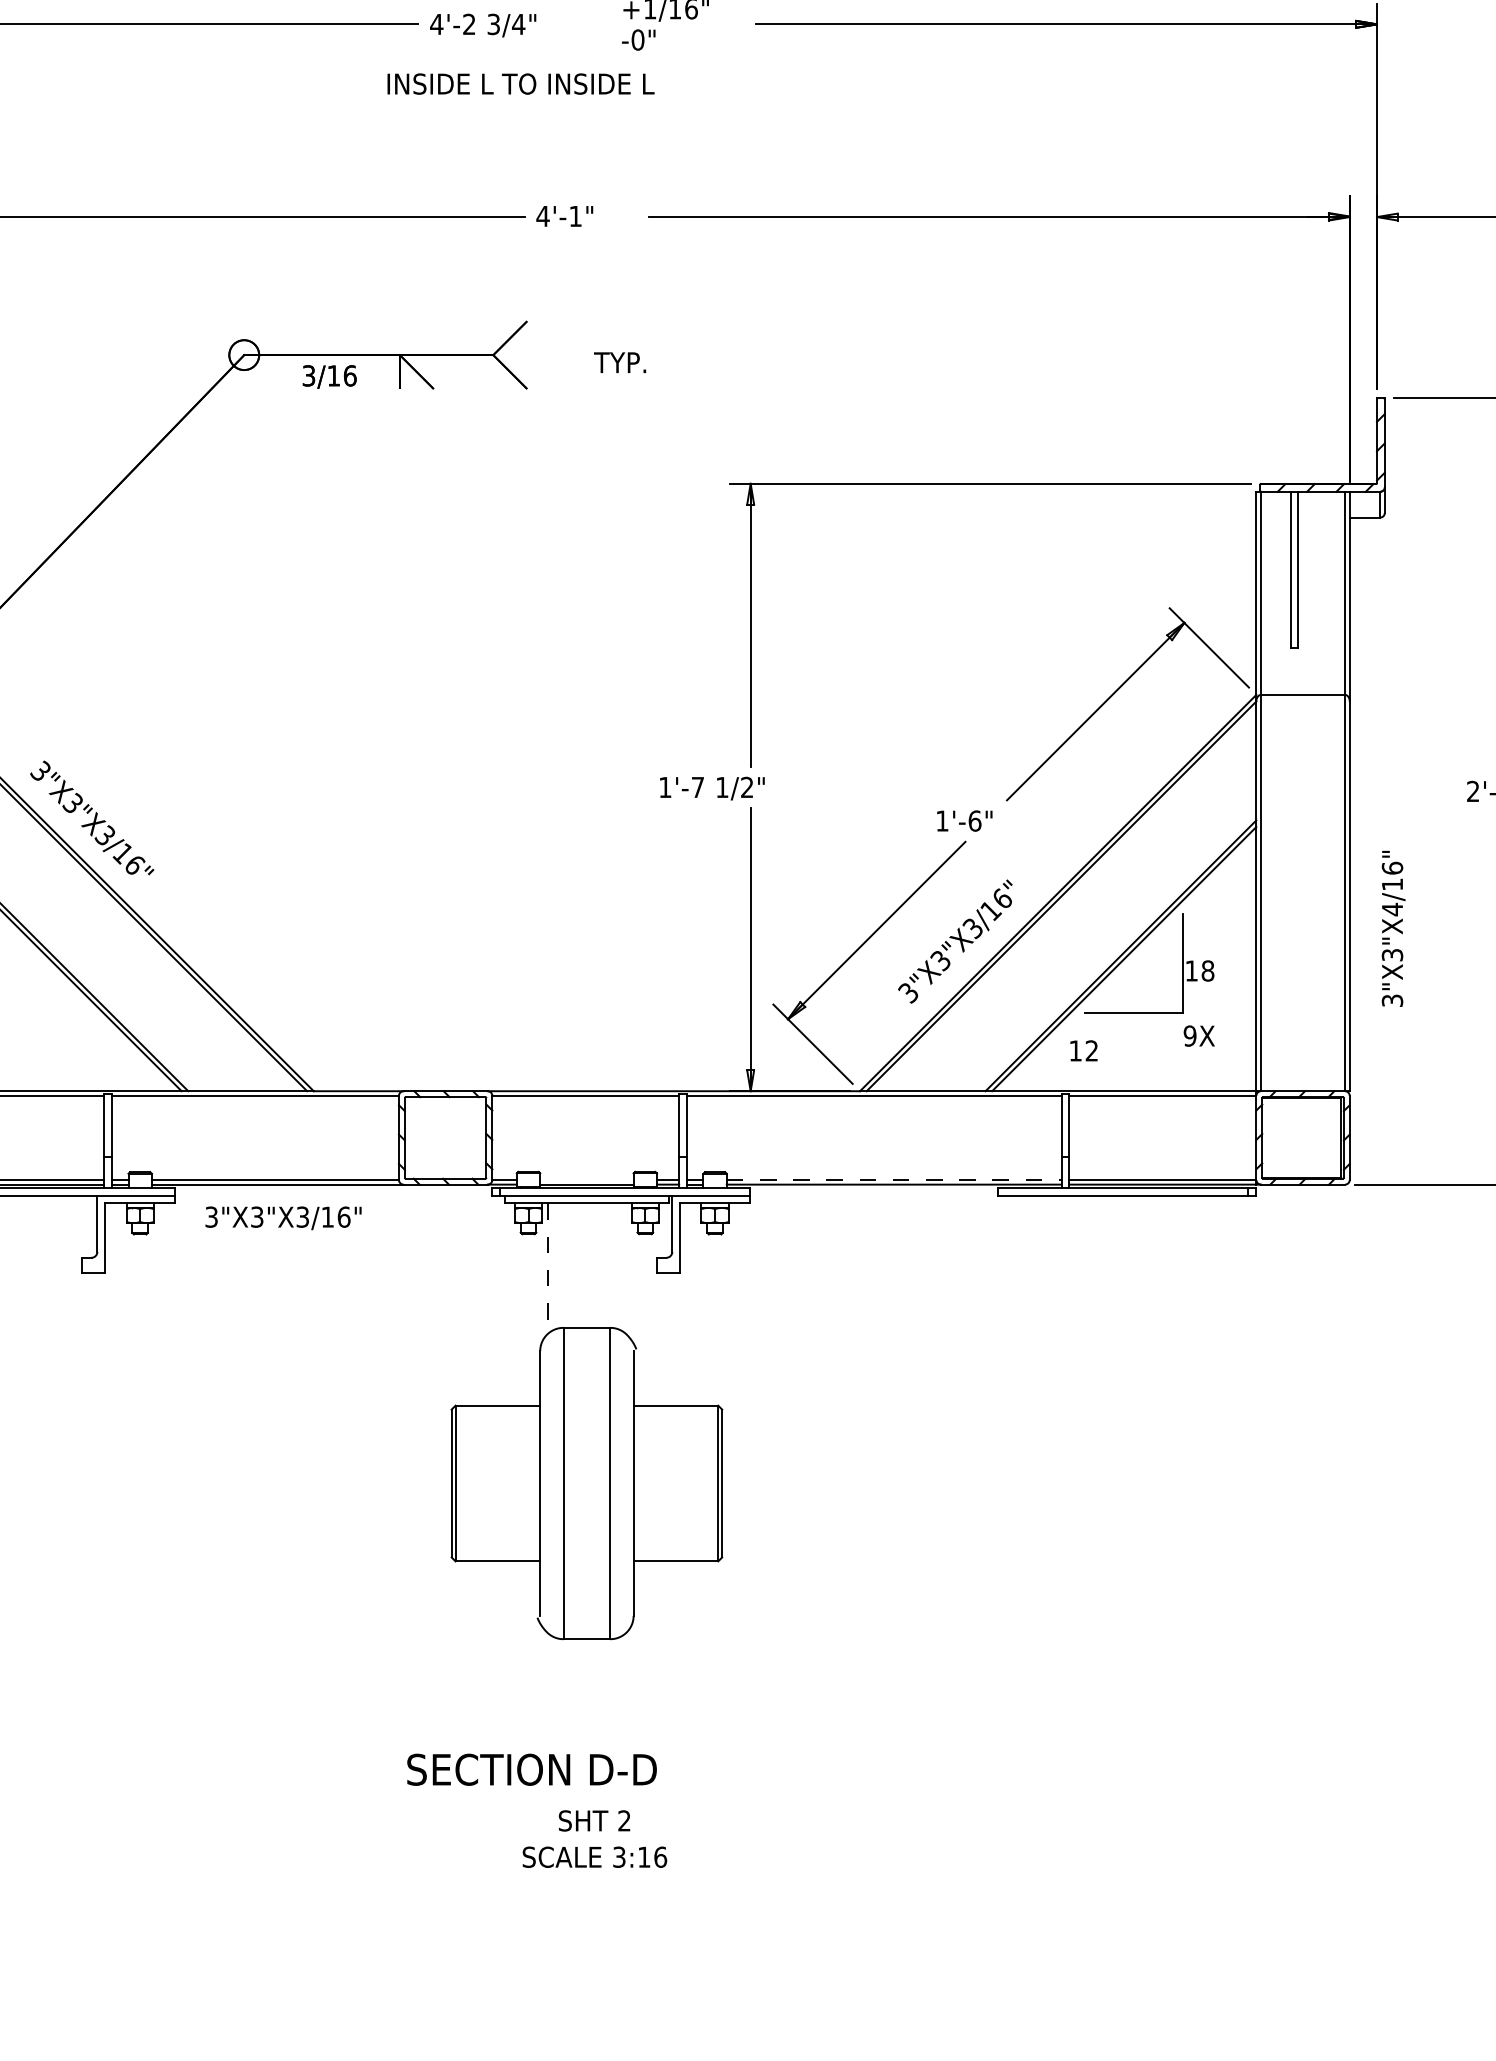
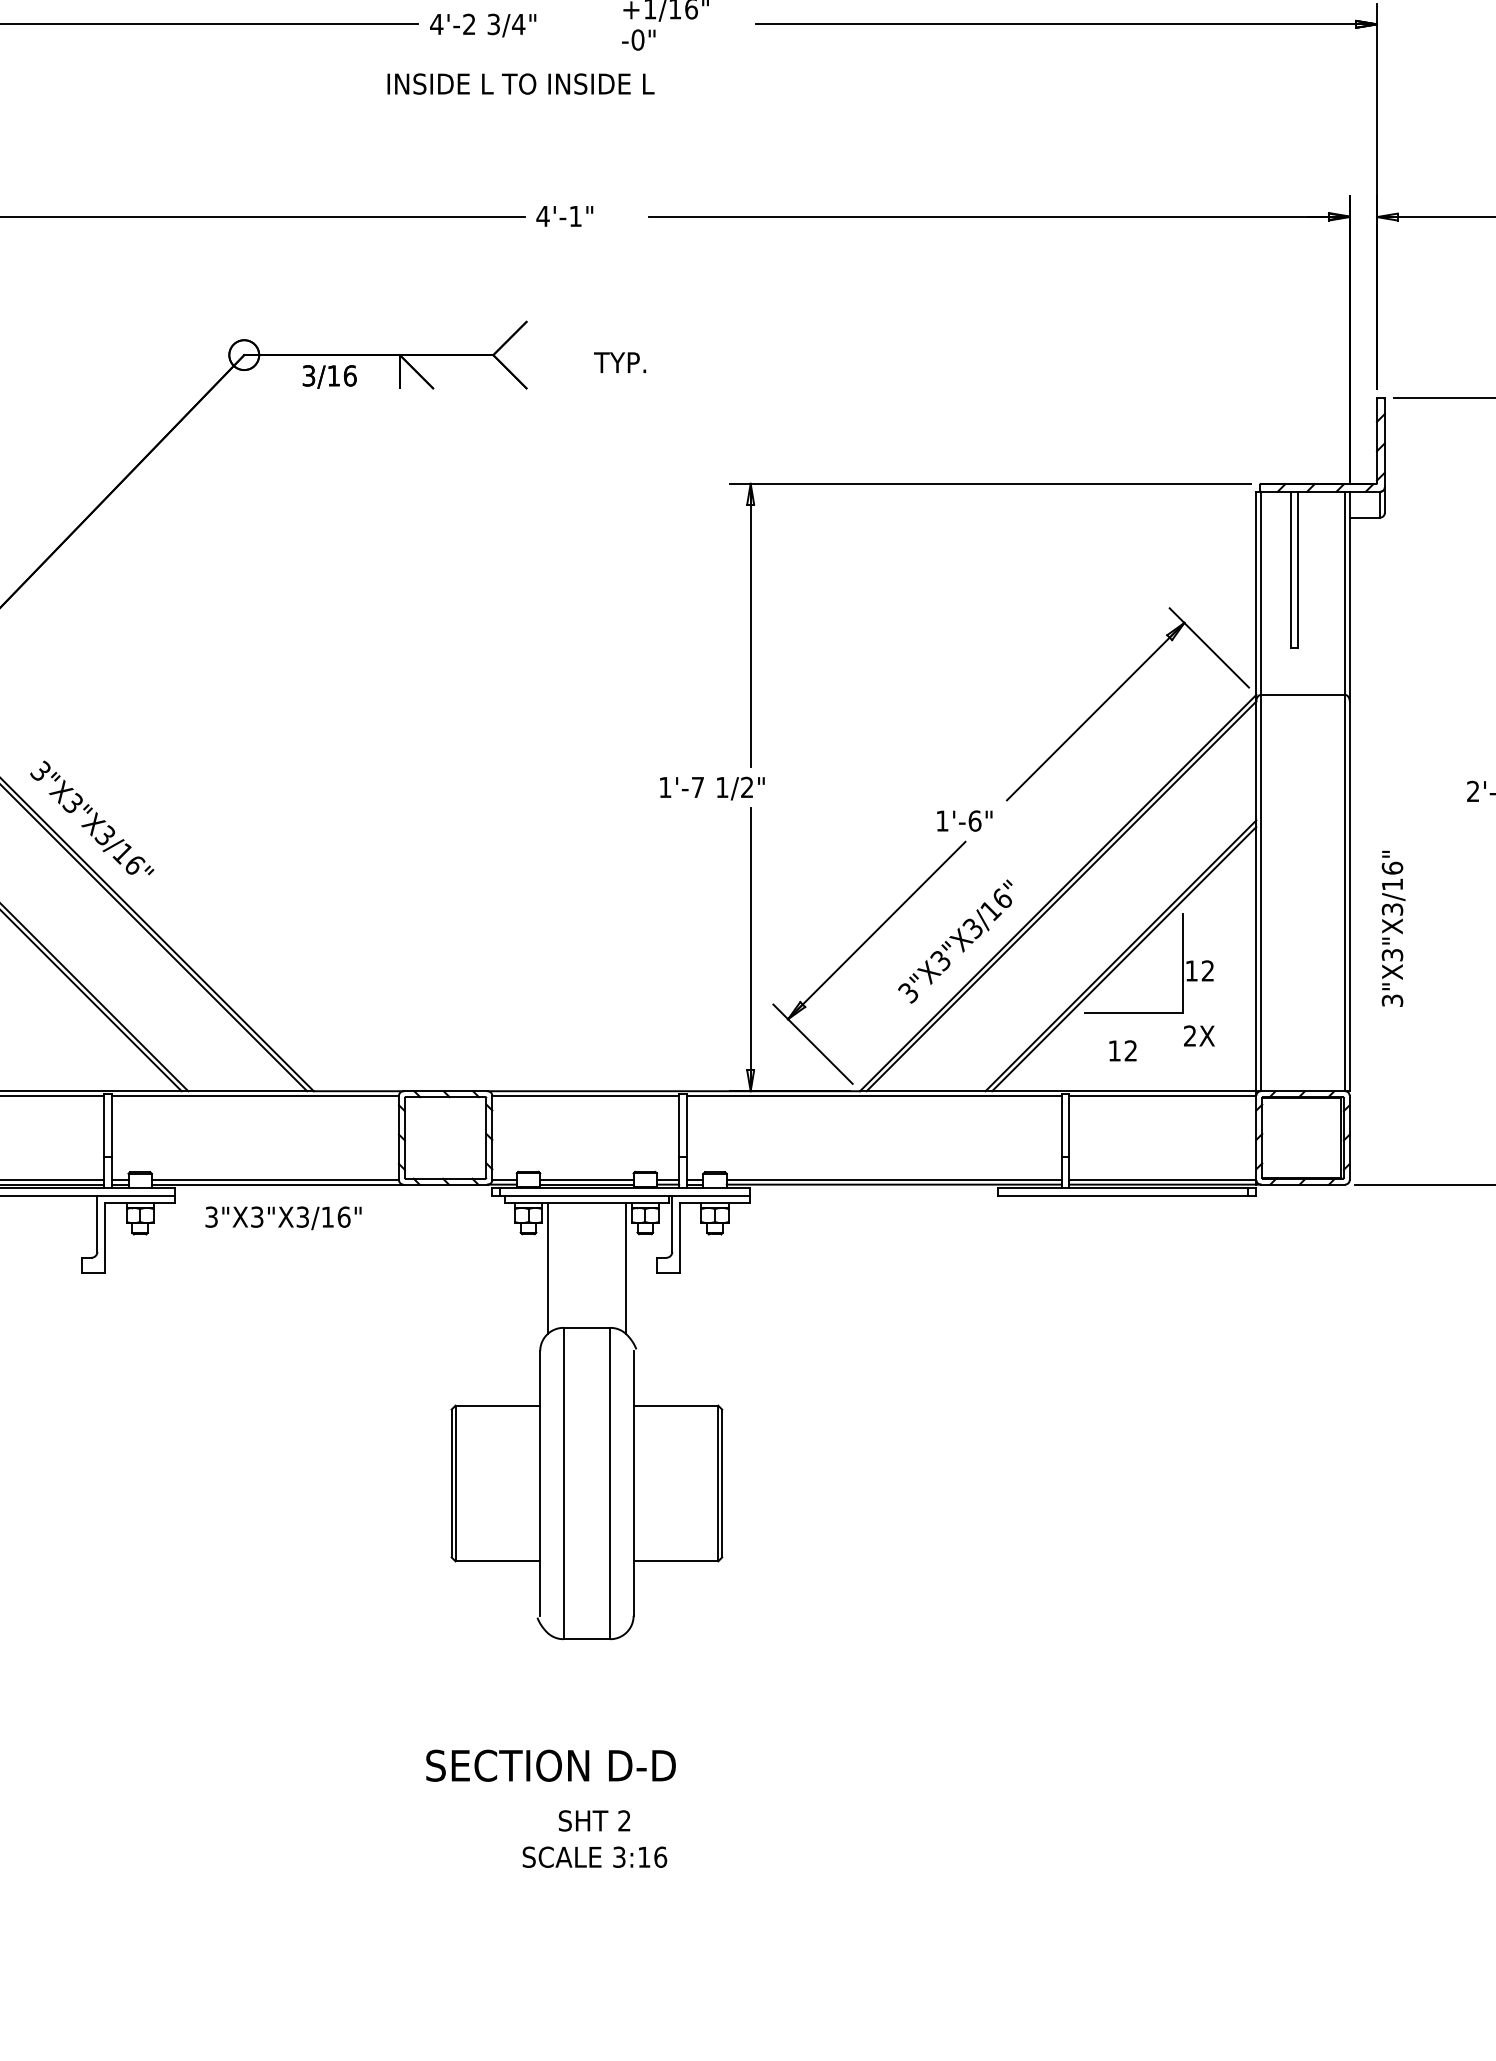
text: 3"X3"X4/16" -> 3"X3"X3/16" (1392, 909)
text: 18 -> 12 (1207, 970)
text: 9X -> 2X (1189, 1035)
text position: (1083, 1050) -> (1122, 1050) (1122, 1050)
line: none -> present (586, 1179)
line: dashed -> solid (894, 1179)
line: none -> present (625, 1268)
line: dashed -> solid (548, 1269)
text position: (531, 1769) -> (550, 1765) (550, 1765)
